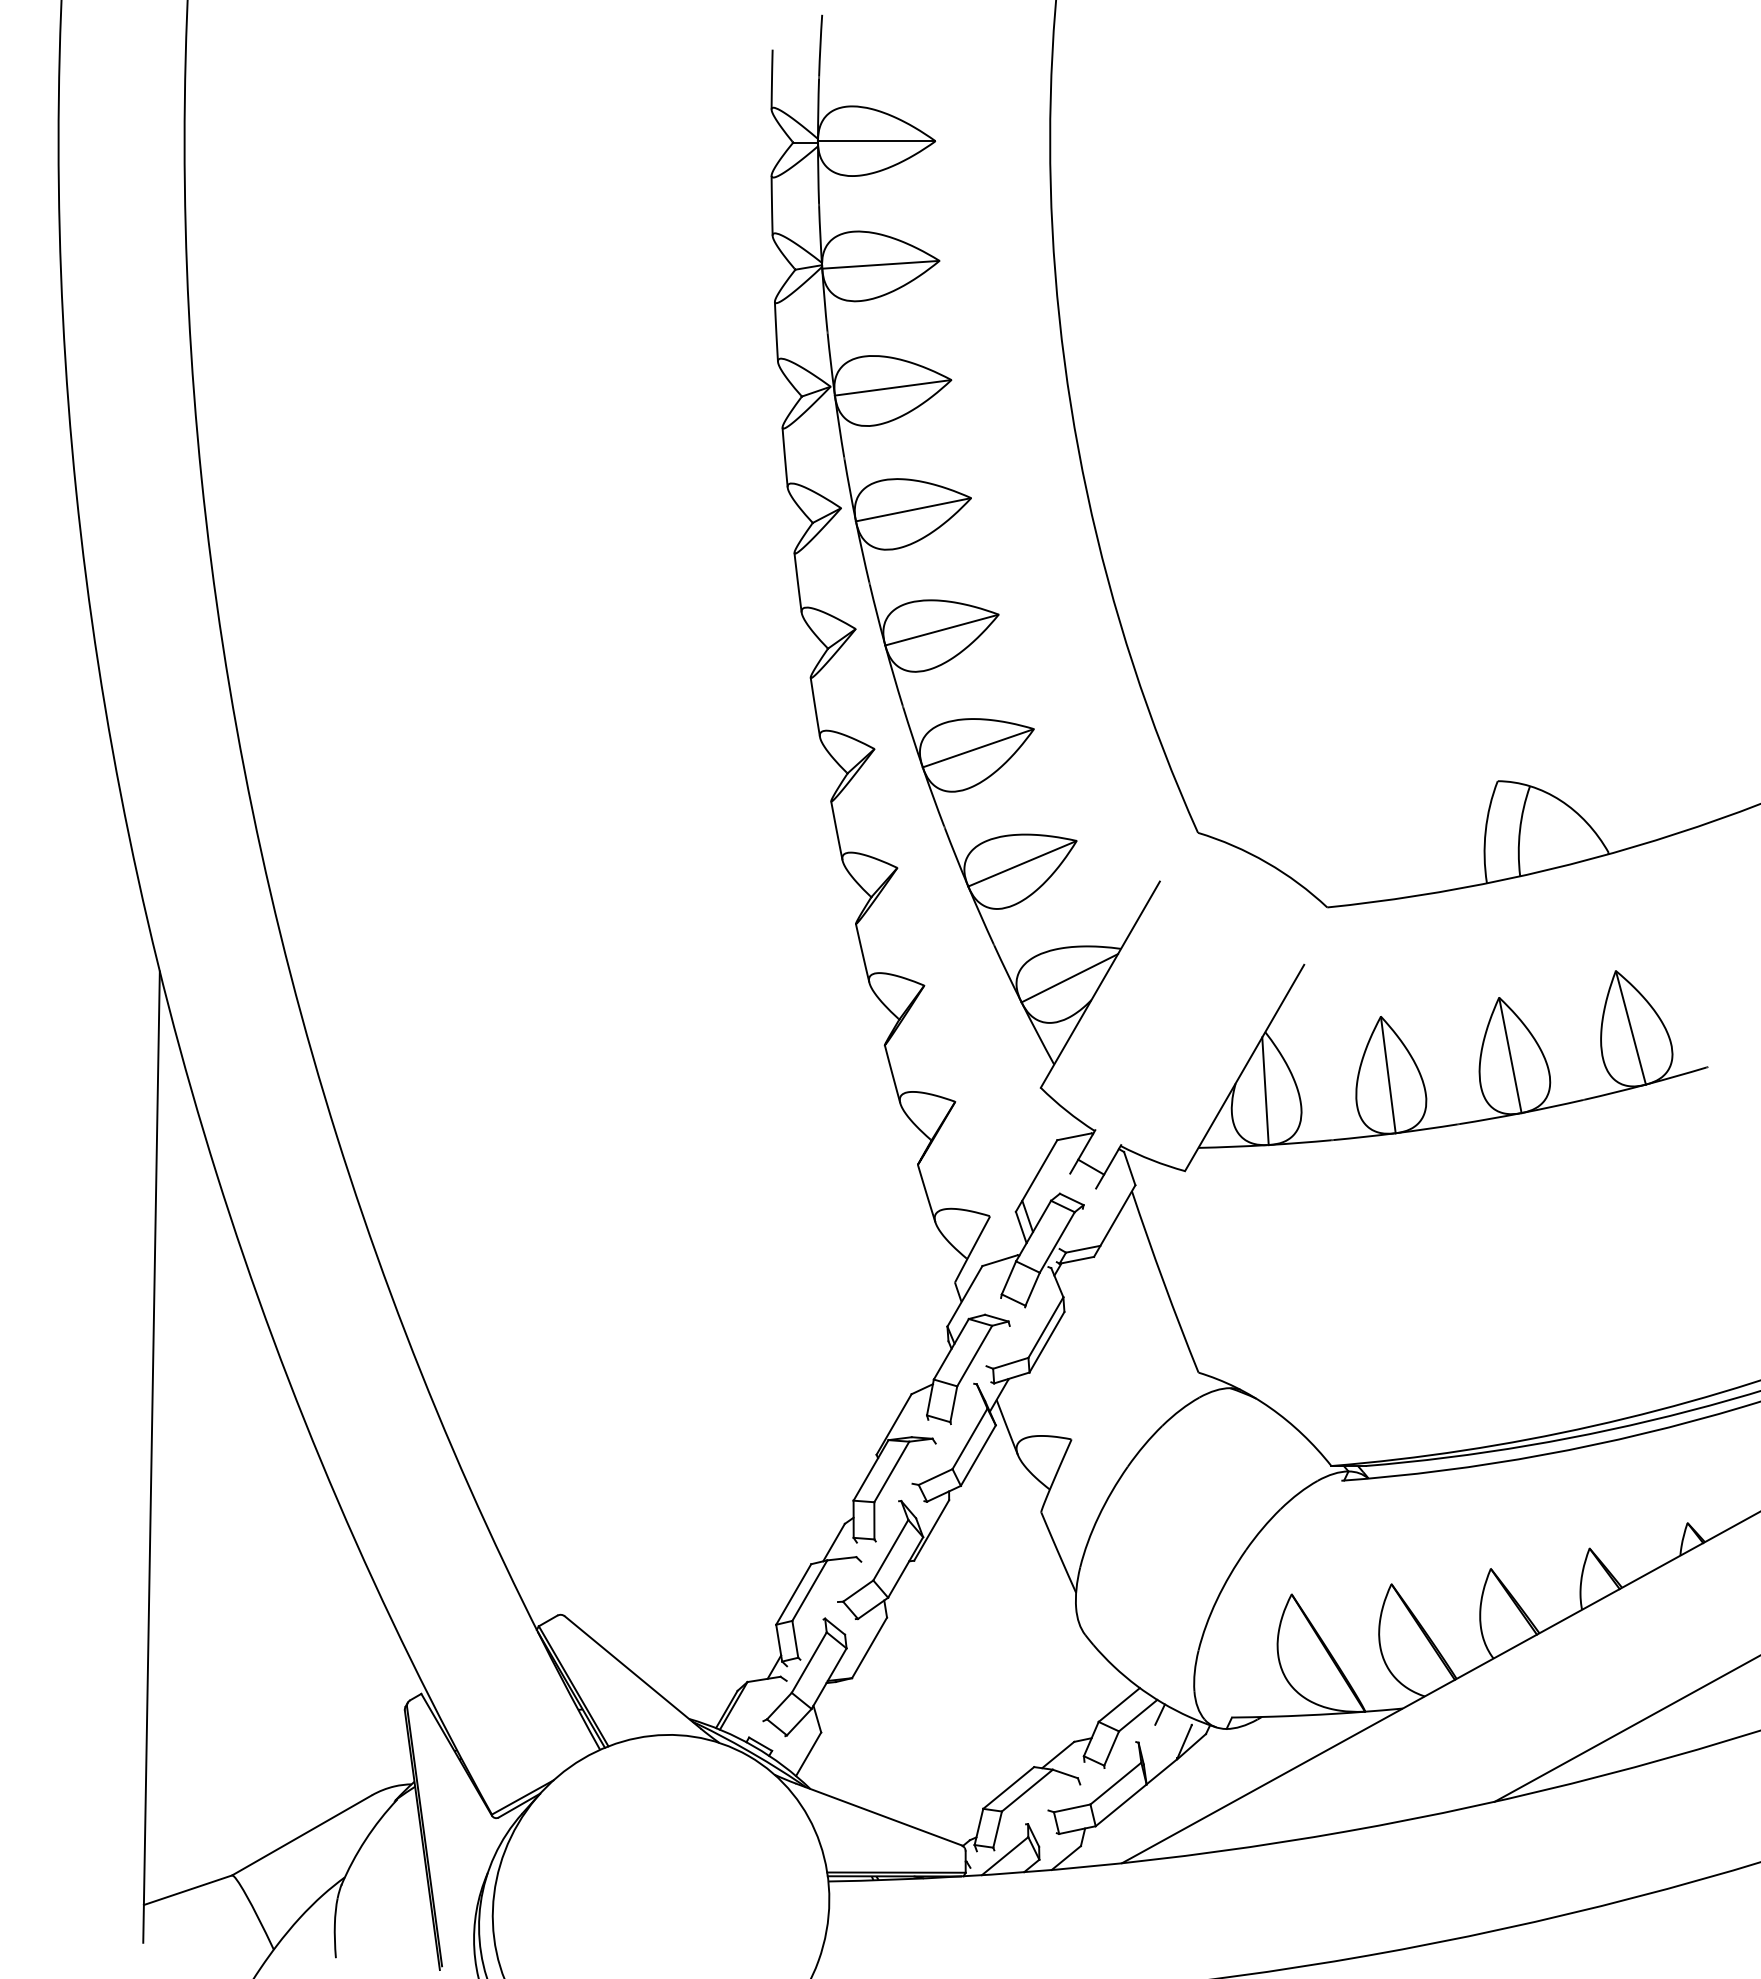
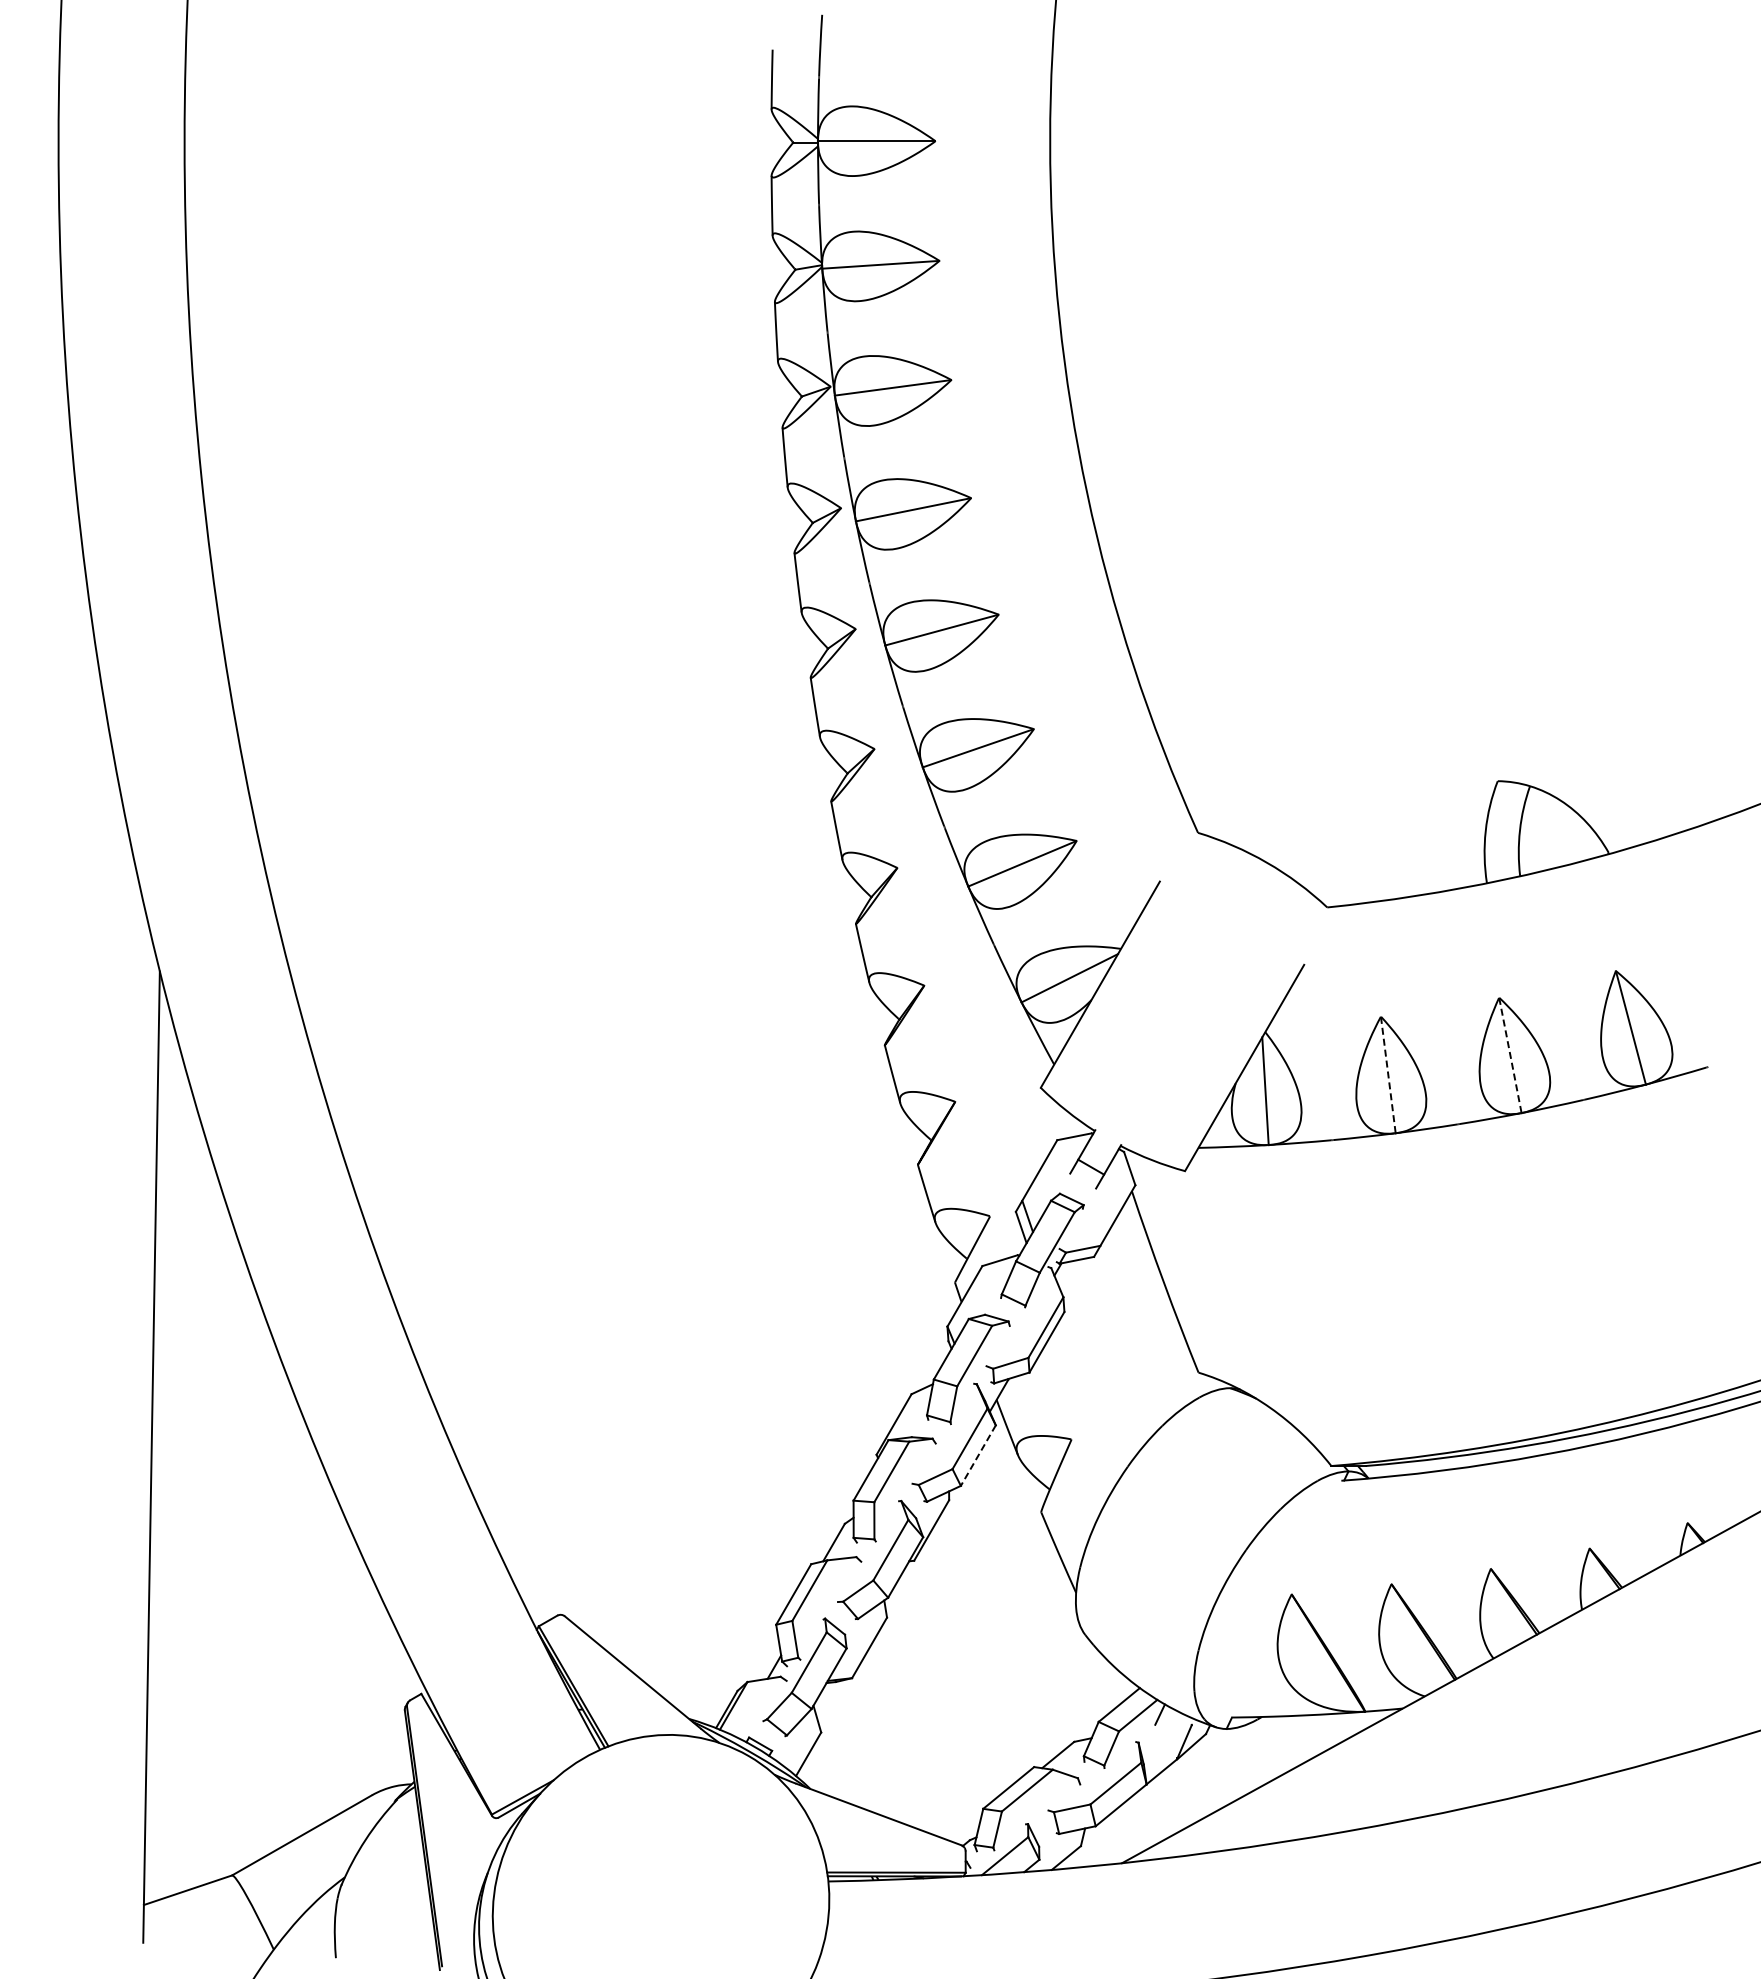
line: solid -> dashed (1510, 1055)
line: solid -> dashed (1388, 1075)
line: solid -> dashed (978, 1455)
line: present -> none (1625, 1729)
